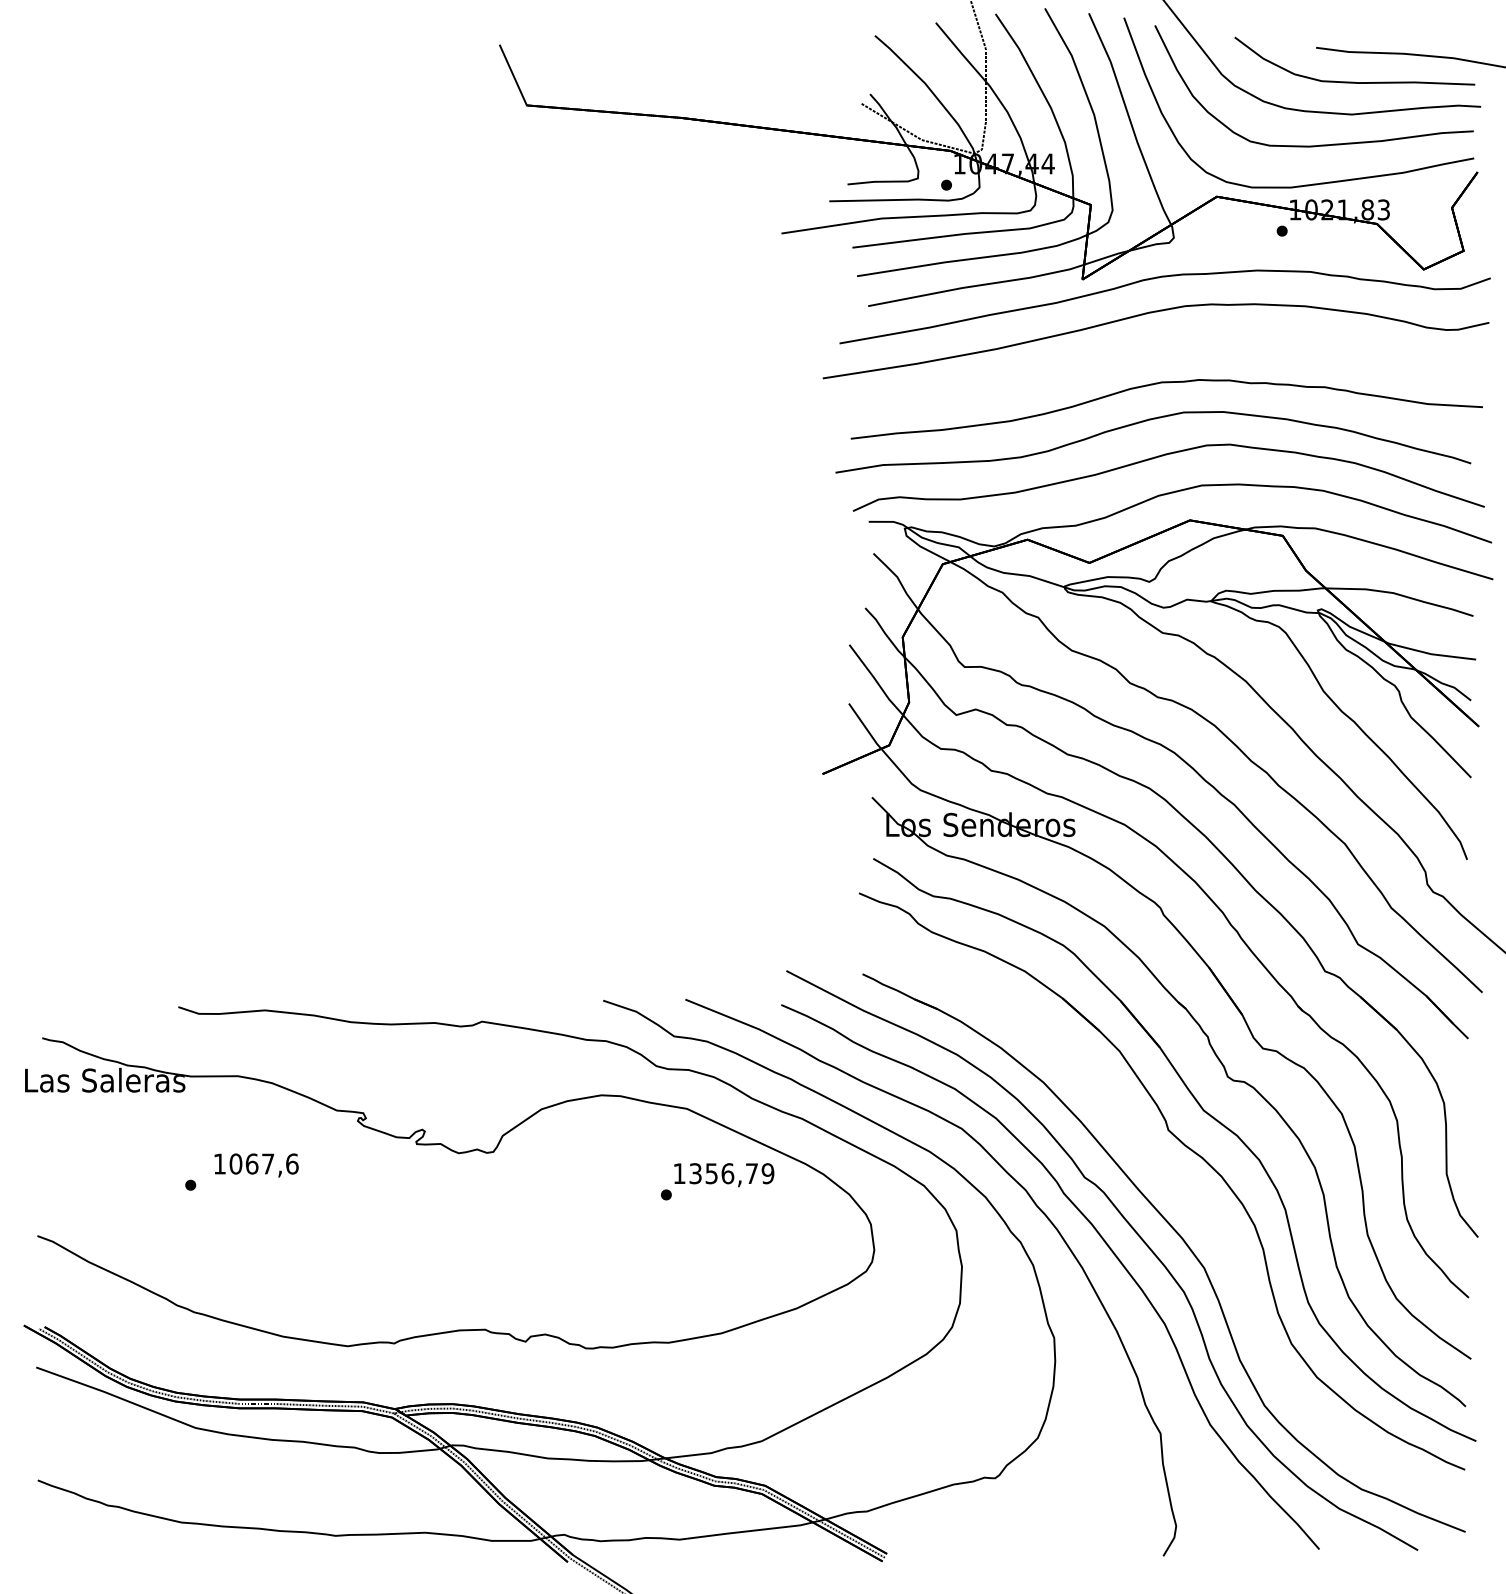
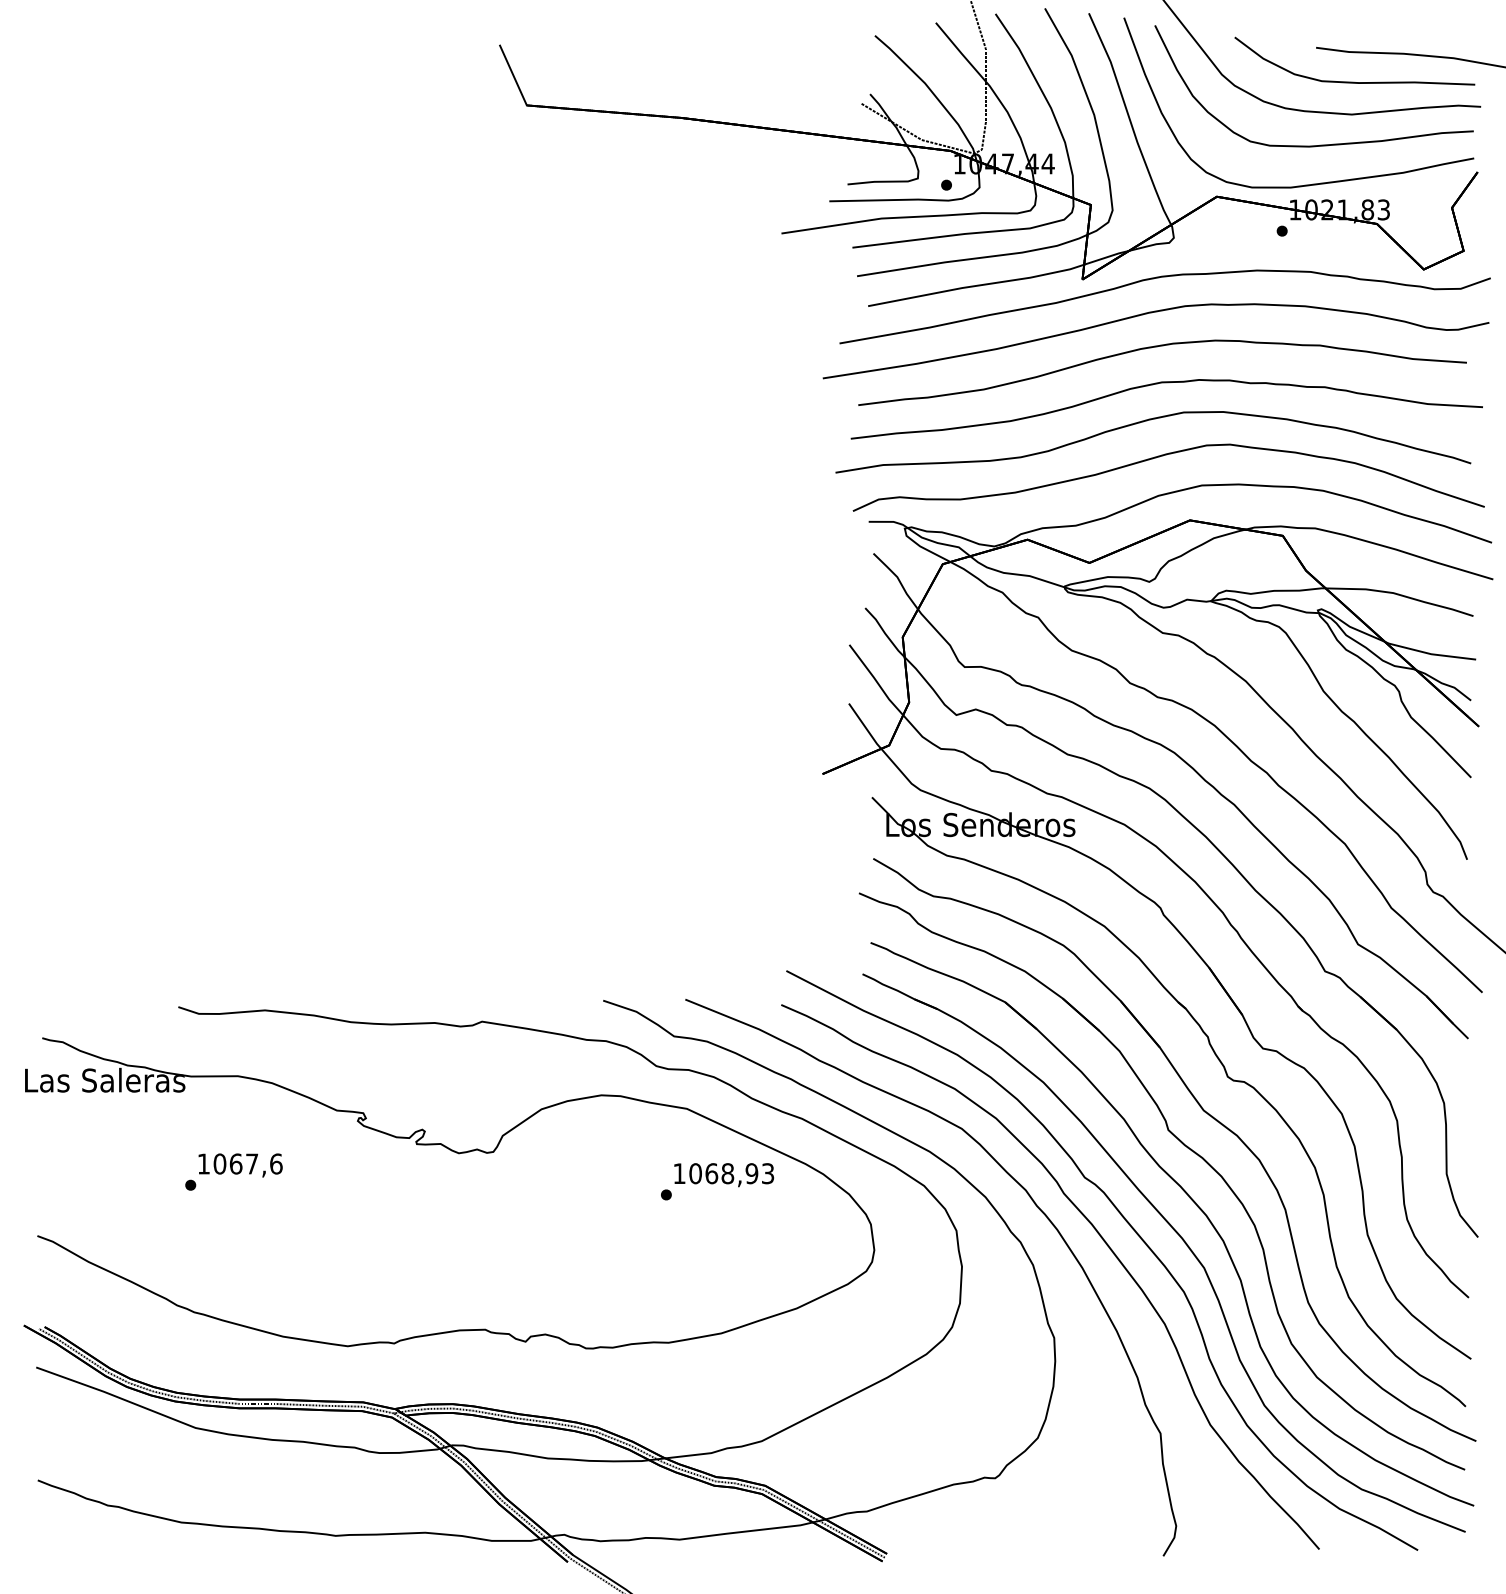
curve: none -> present (1157, 347)
text position: (256, 1165) -> (240, 1165) (240, 1165)
text: 1356,79 -> 1068,93 (731, 1173)
part: none -> present (1197, 1207)
